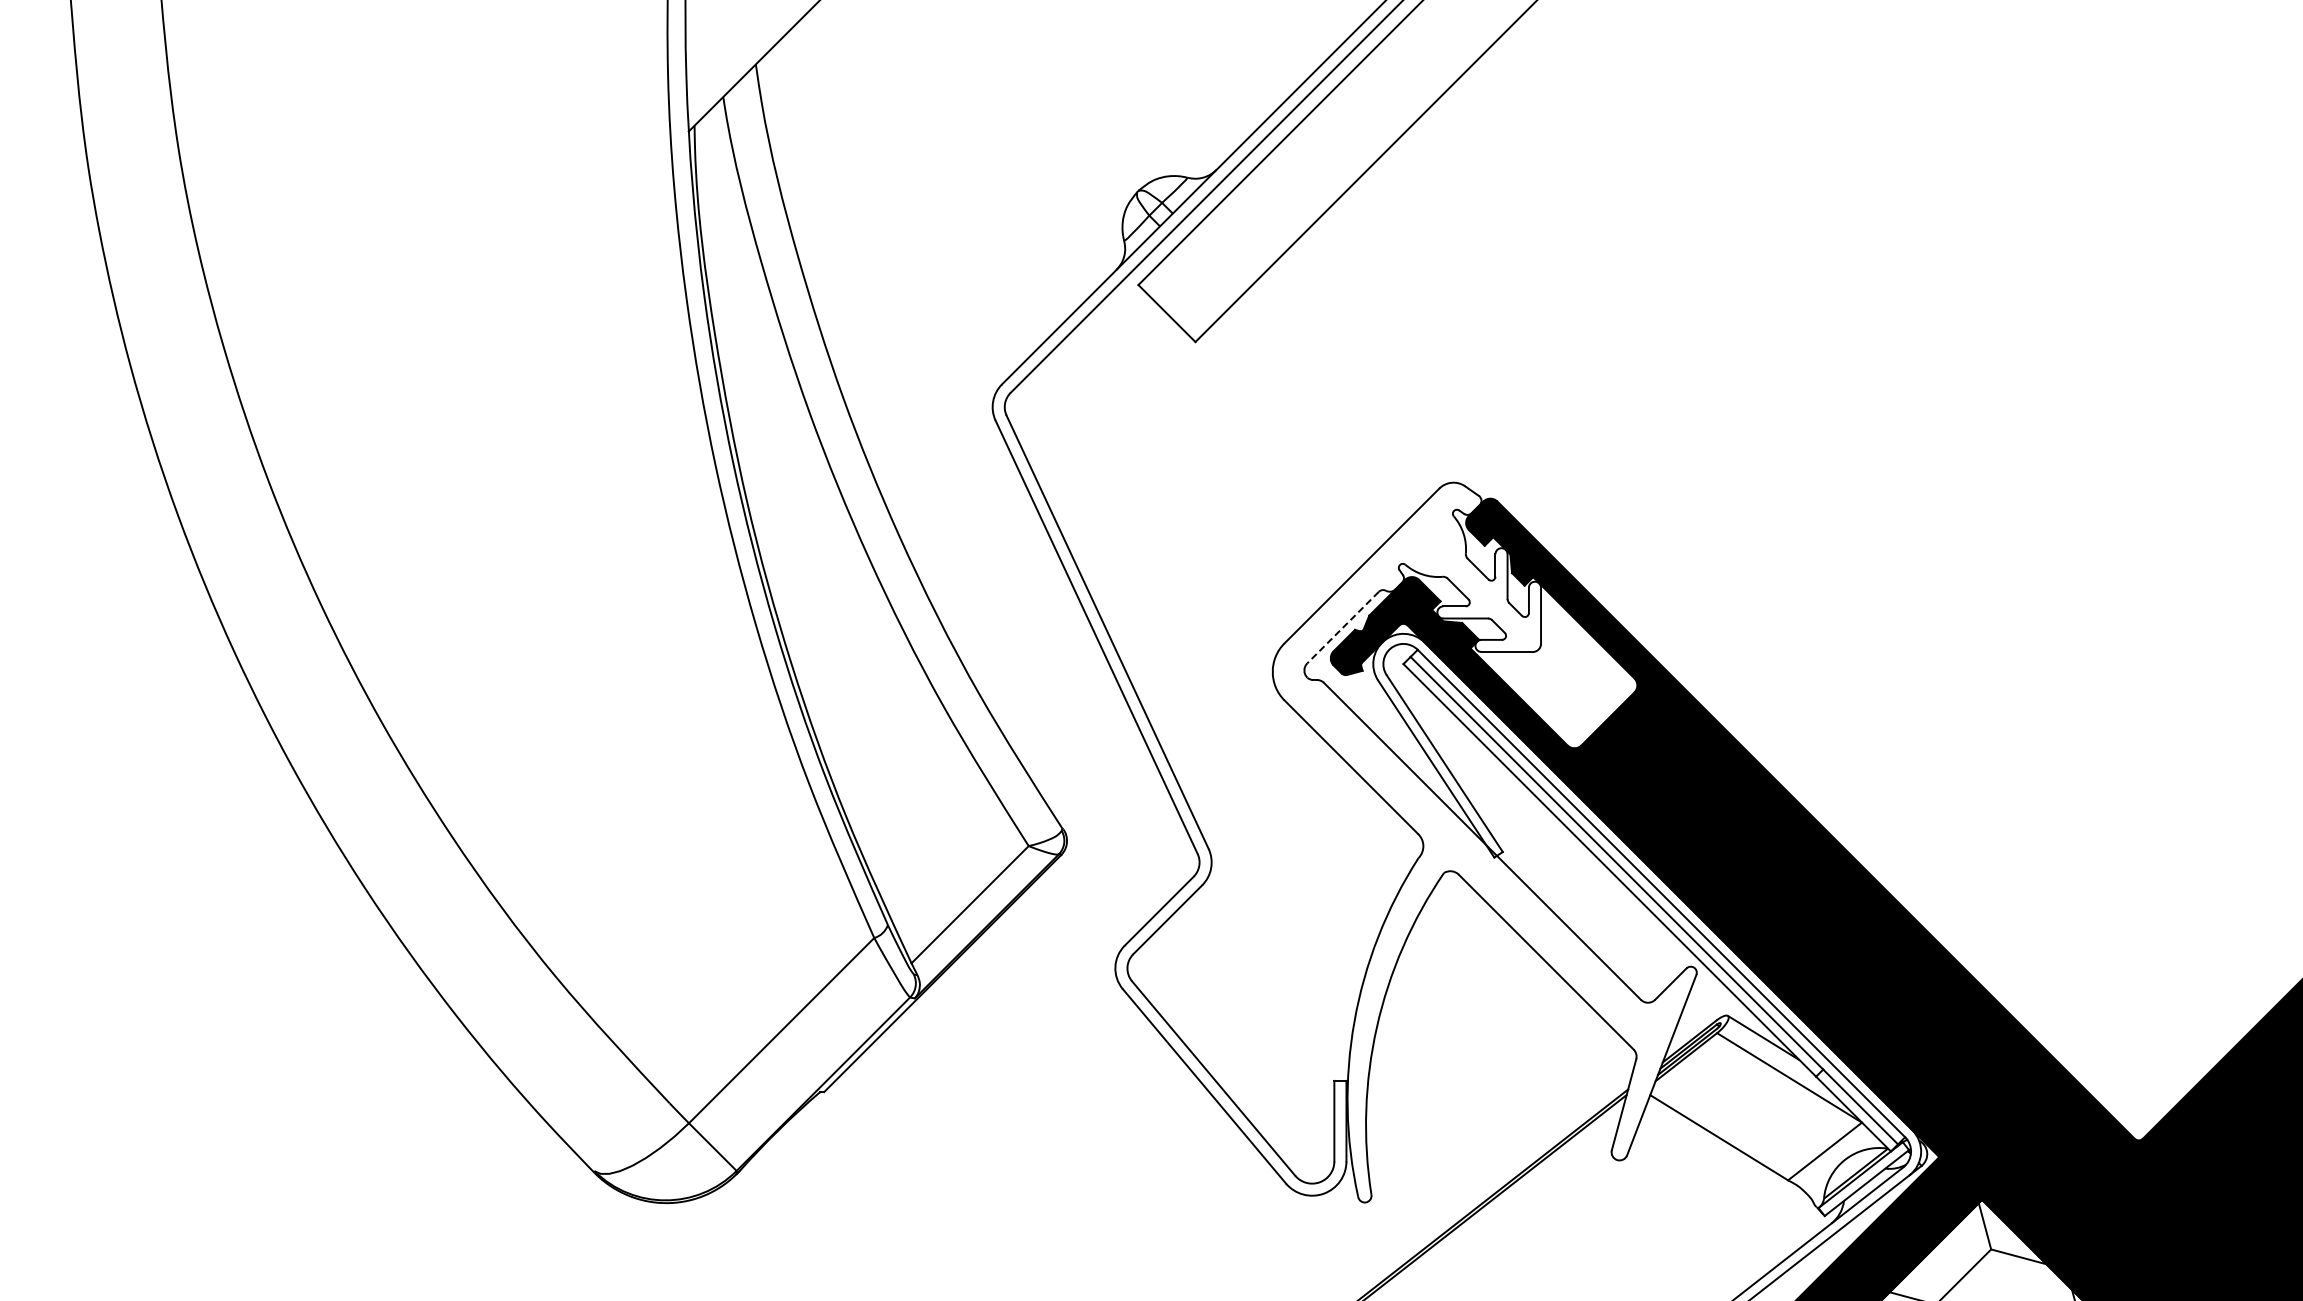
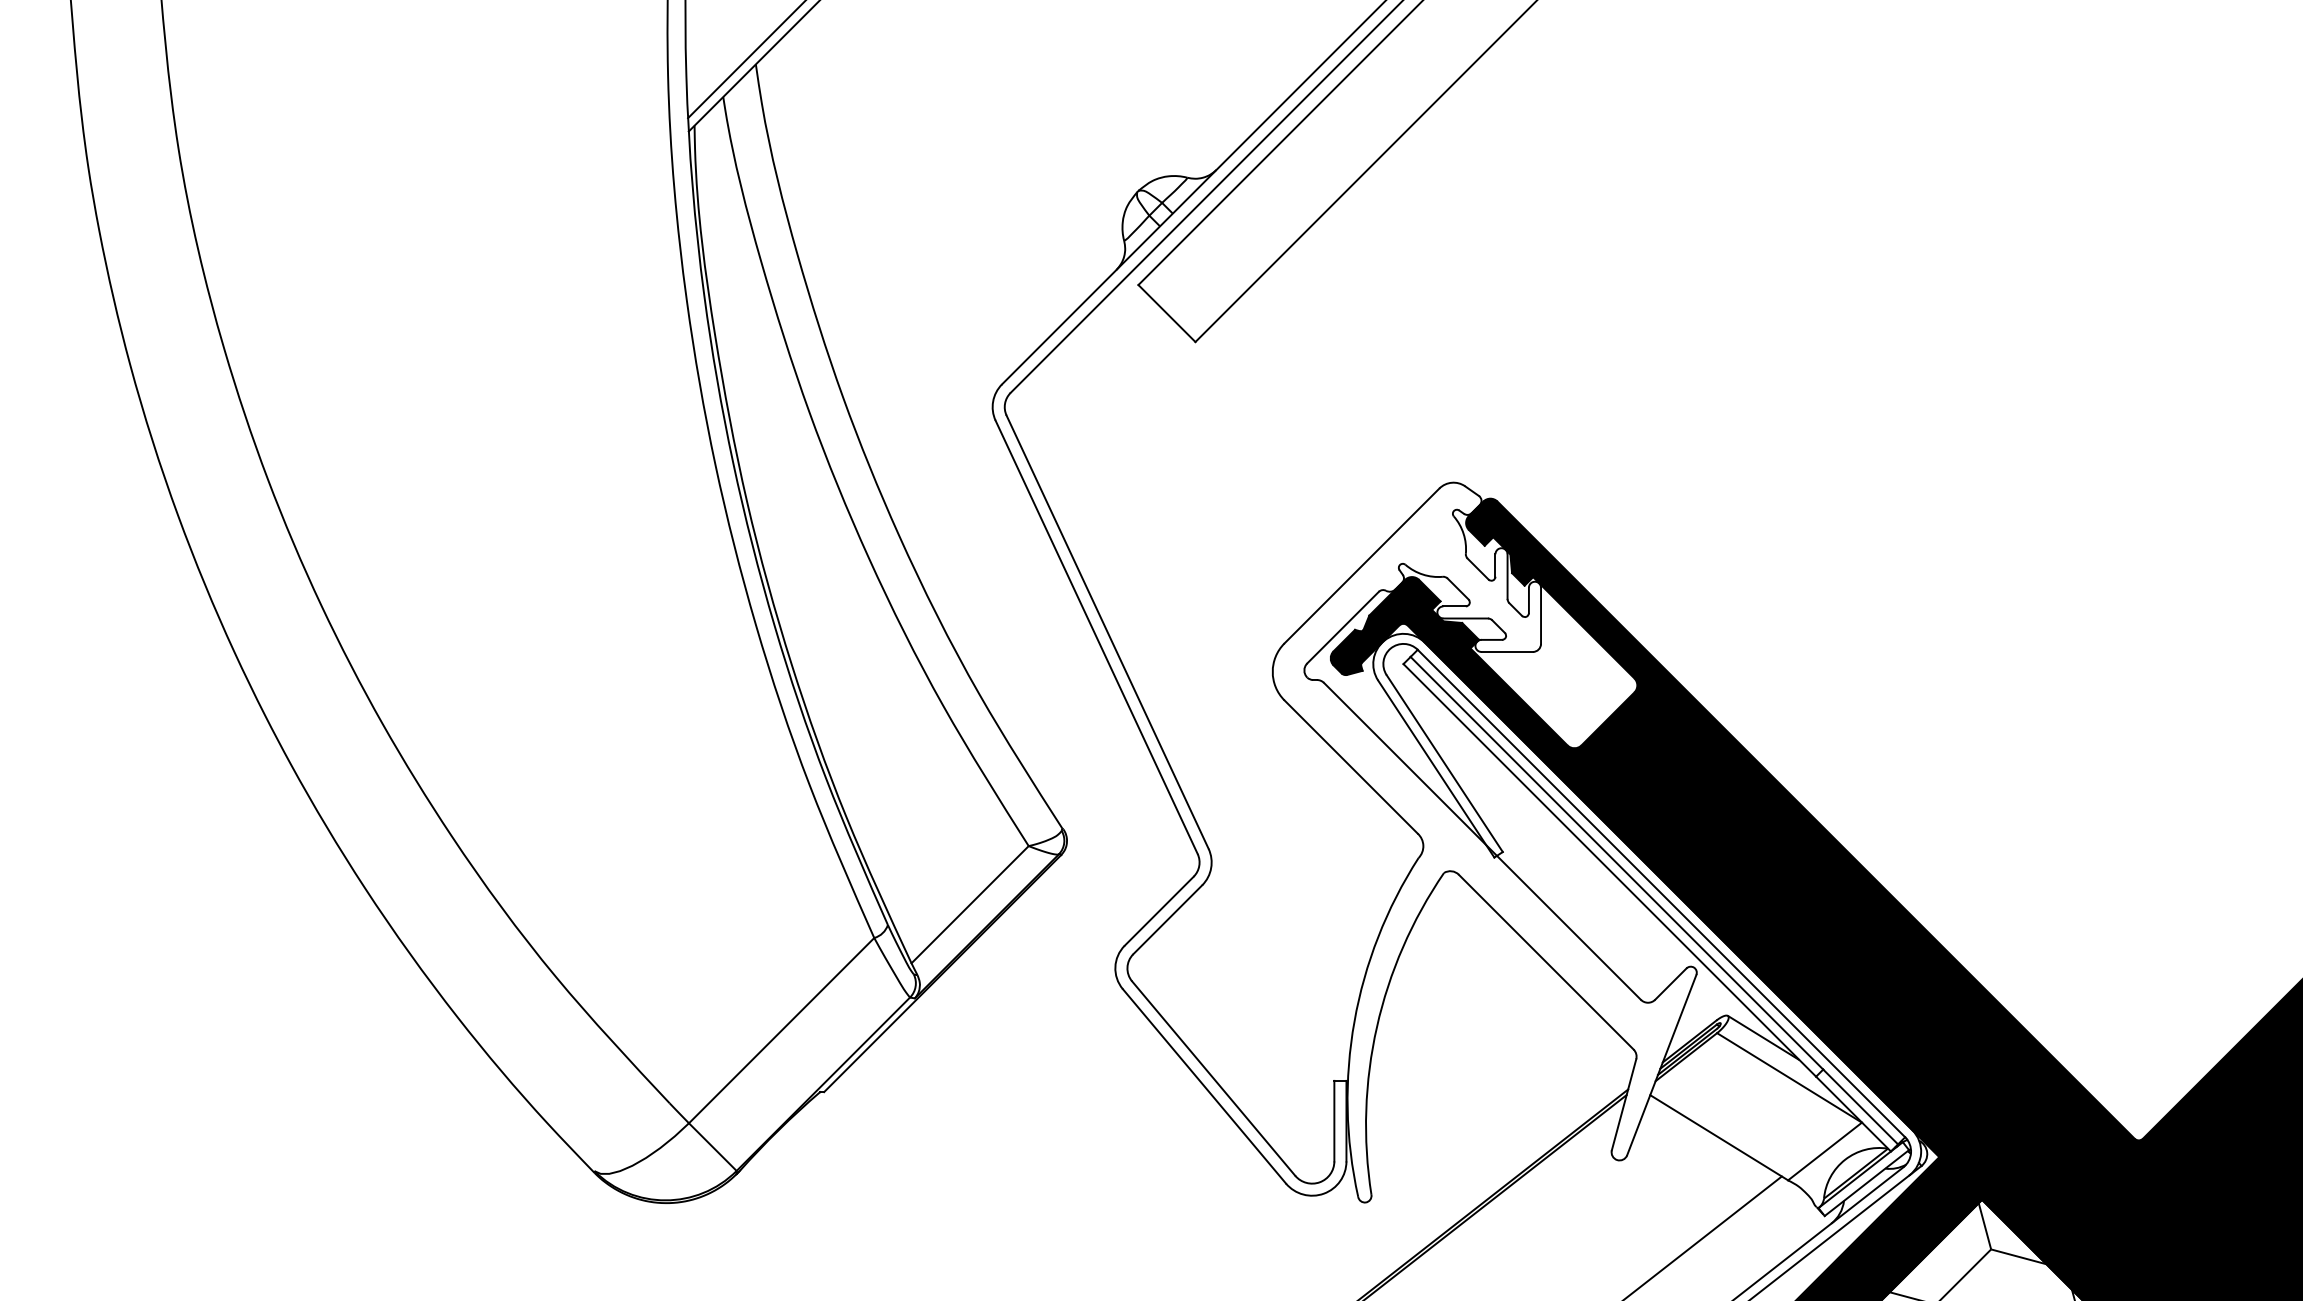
line: none -> present (746, 60)
line: dashed -> solid (1343, 627)
line: none -> present (1703, 1236)
